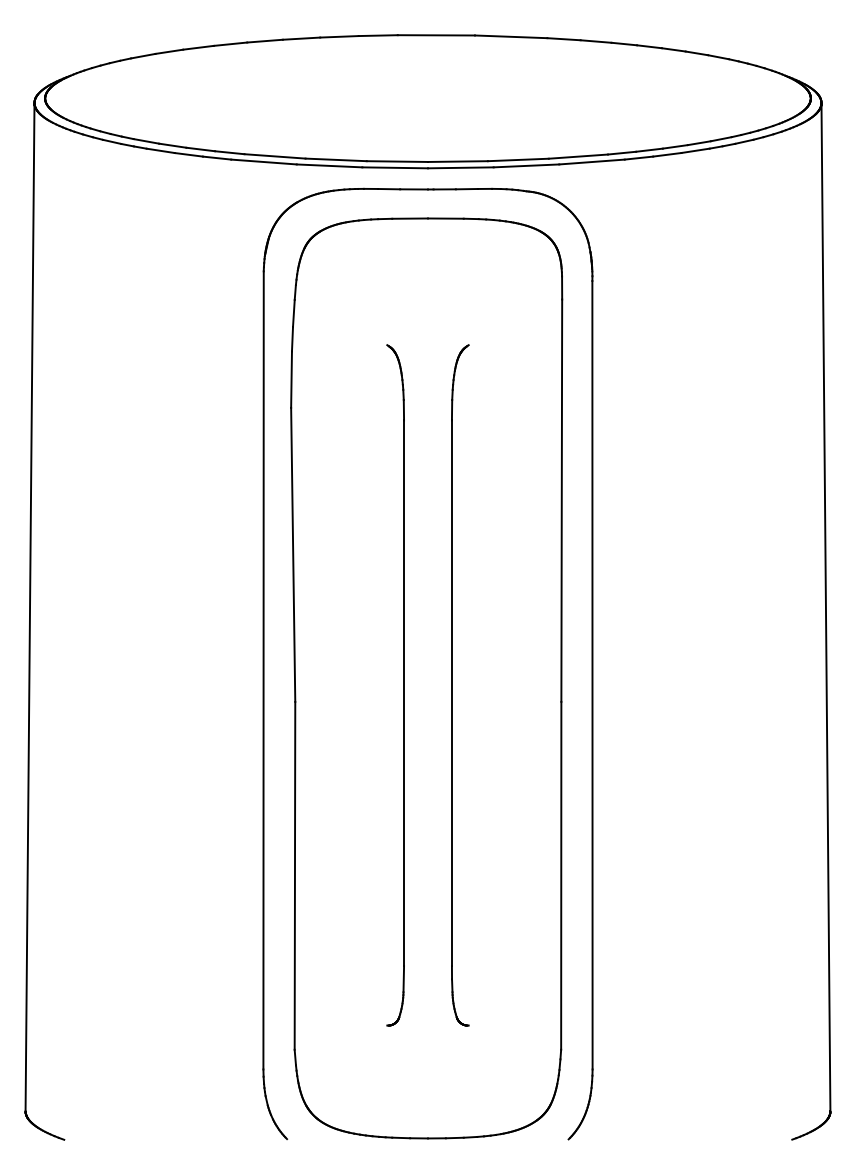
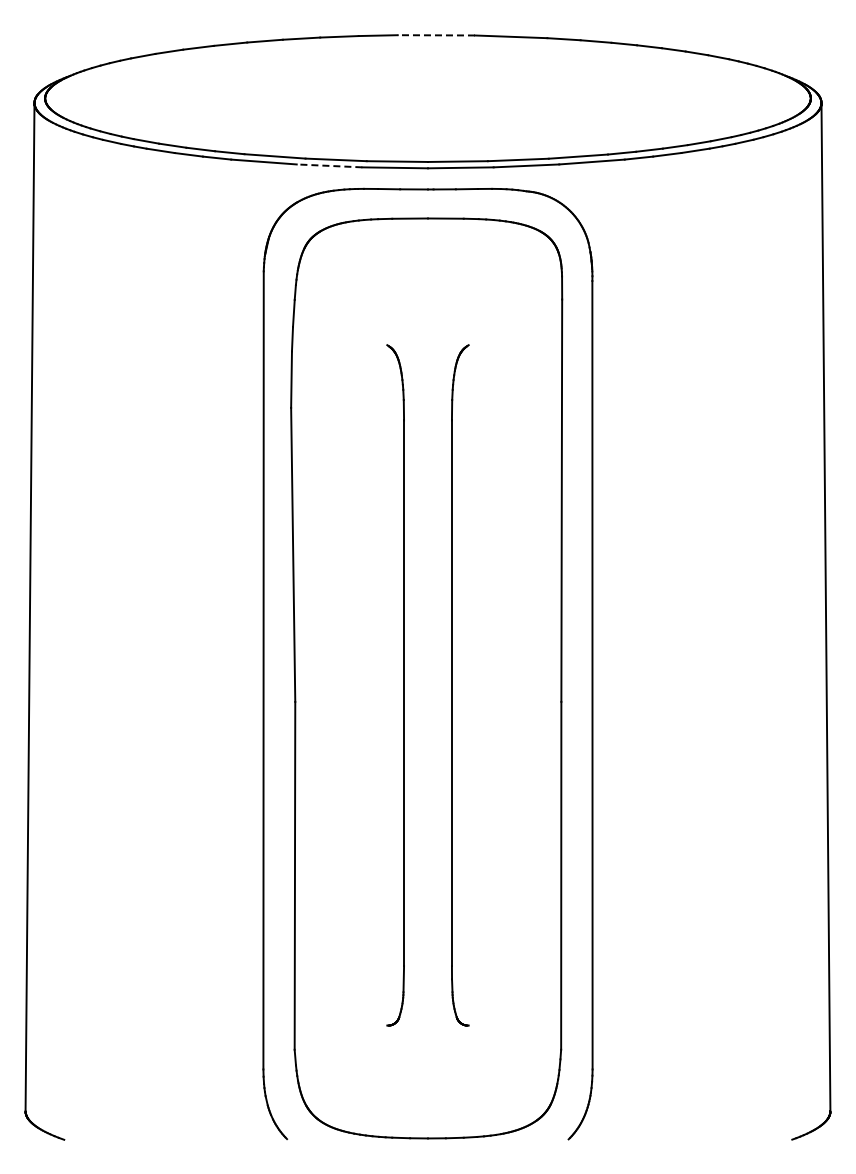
line: solid -> dashed (436, 35)
line: solid -> dashed (329, 165)
